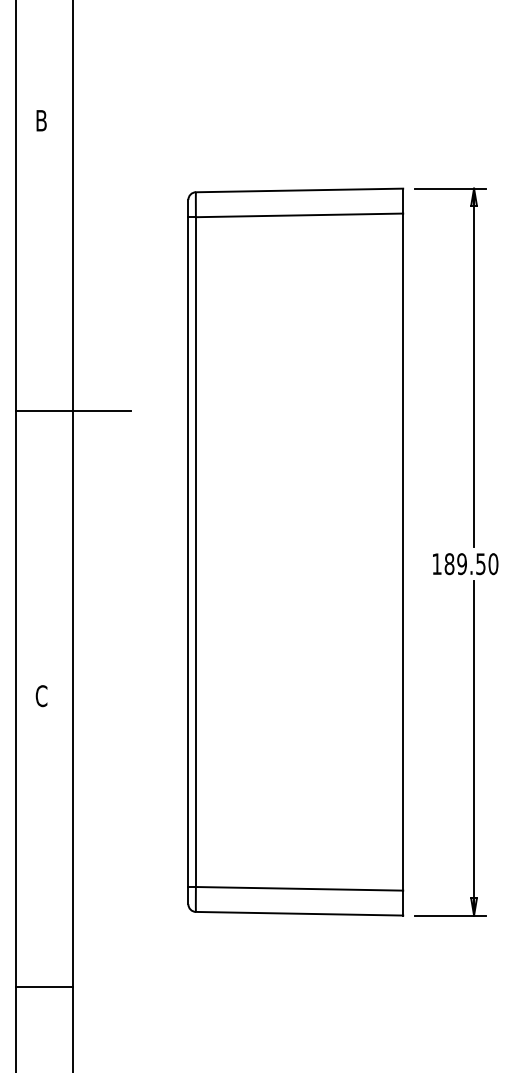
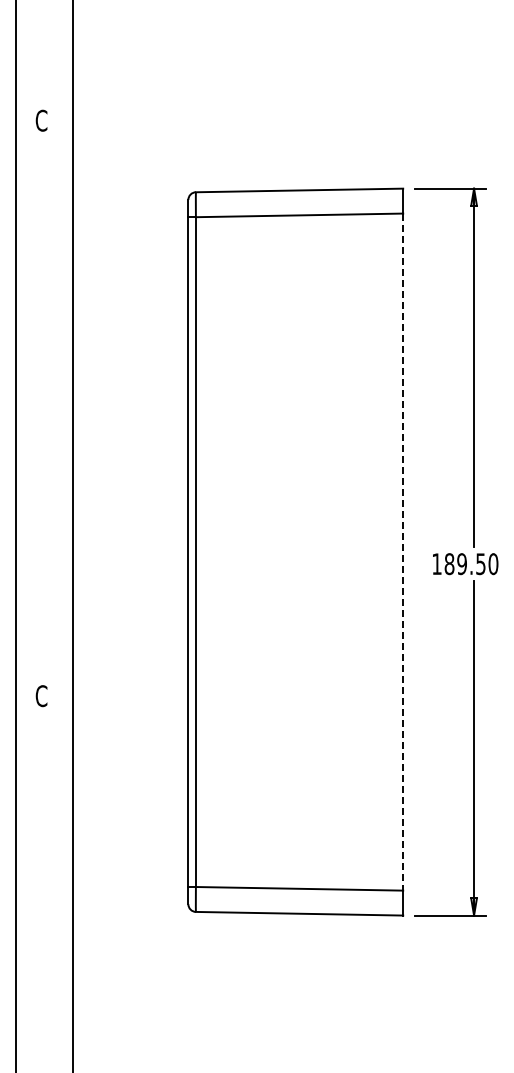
text: B -> C (41, 120)
line: present -> none (72, 411)
line: solid -> dashed (403, 552)
line: present -> none (44, 986)
